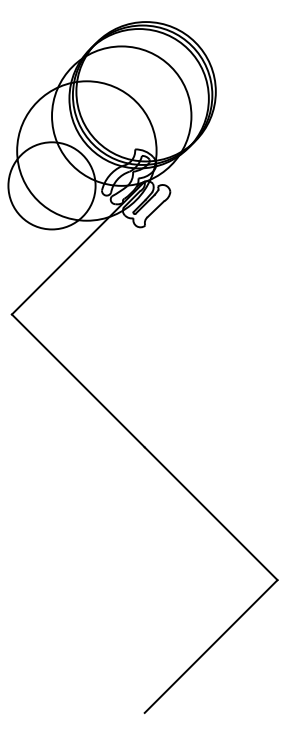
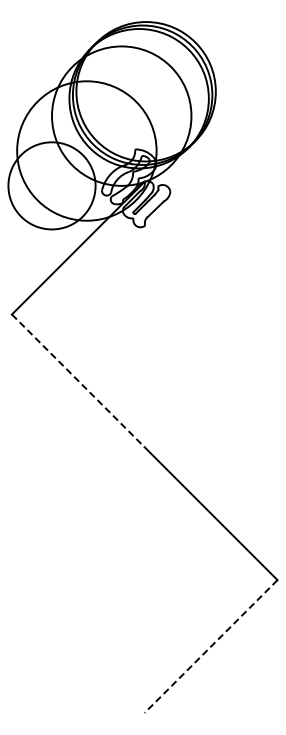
line: solid -> dashed (78, 380)
line: solid -> dashed (211, 646)
